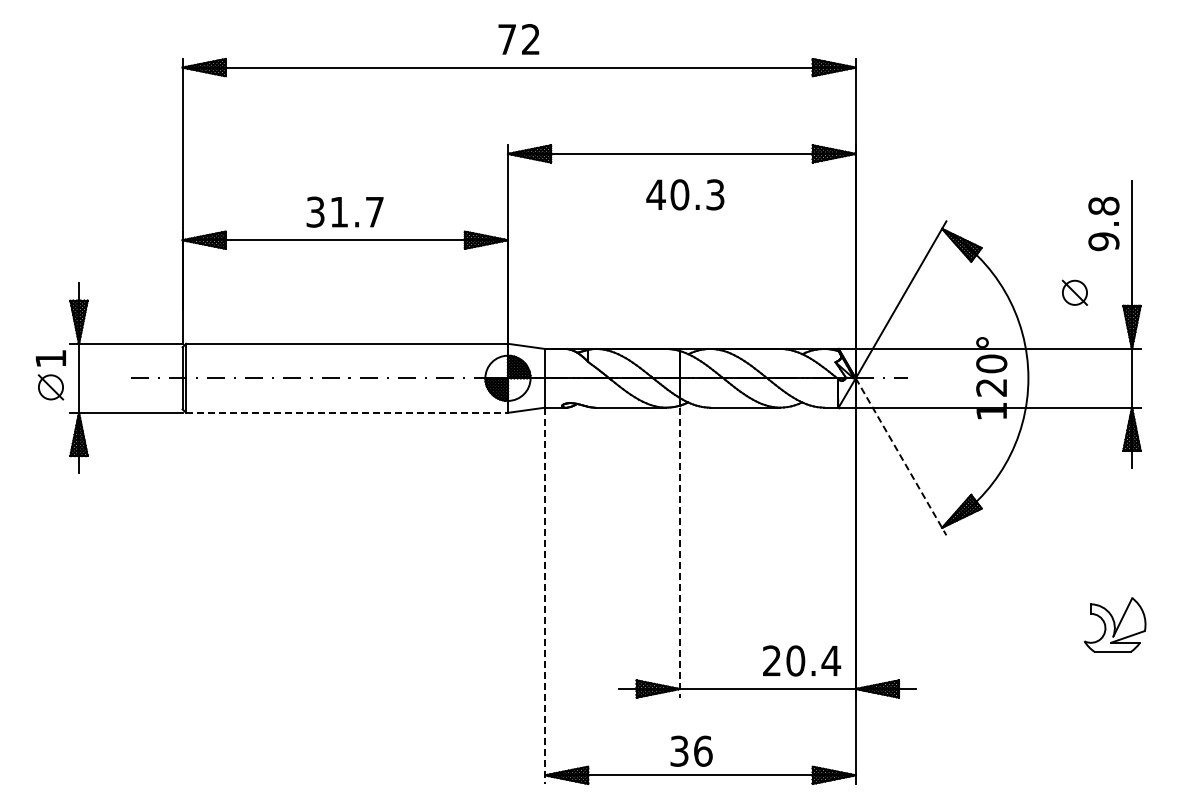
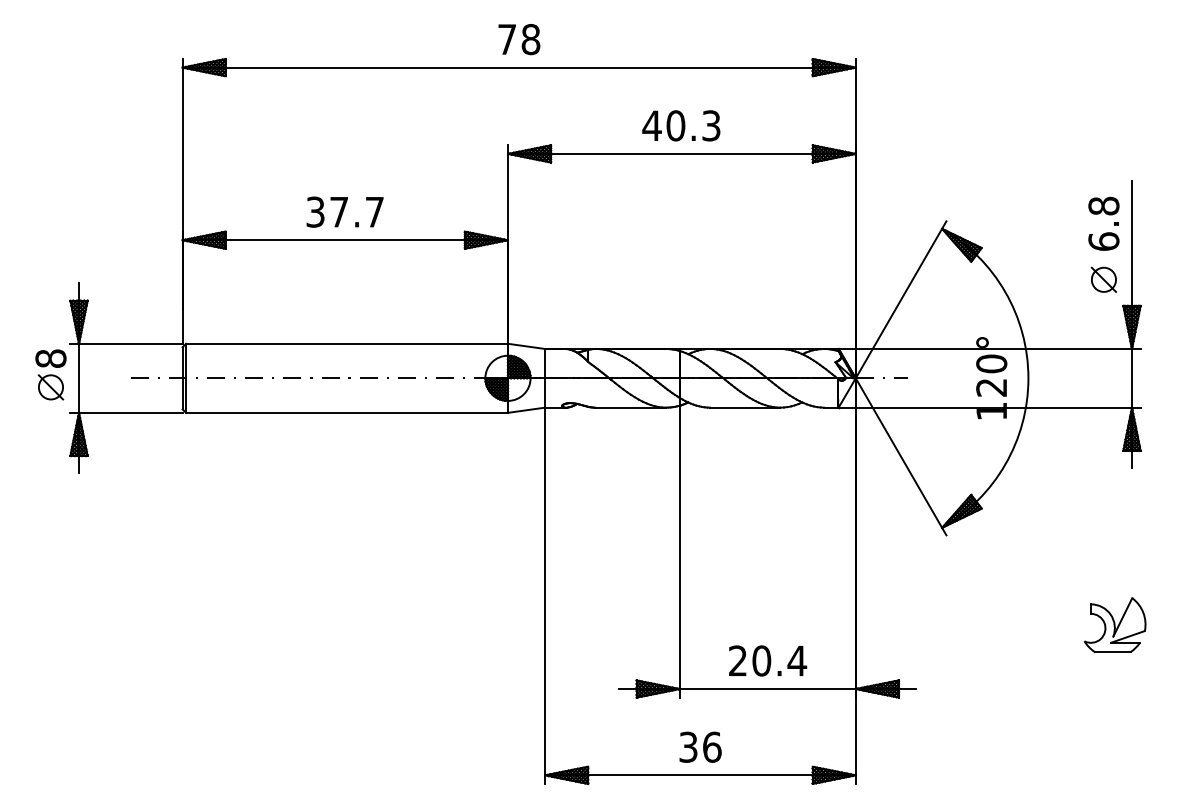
text: 72 -> 78 (530, 39)
text position: (685, 194) -> (681, 125) (681, 125)
text: 31.7 -> 37.7 (338, 212)
text: 9.8 -> 6.8 (1103, 241)
part position: (1074, 292) -> (1103, 279) (1103, 279)
text: 1 -> 8 (50, 358)
line: dashed -> solid (347, 412)
line: dashed -> solid (901, 456)
line: dashed -> solid (679, 552)
line: dashed -> solid (545, 596)
text position: (802, 660) -> (768, 660) (768, 660)
text position: (691, 750) -> (700, 746) (700, 746)
